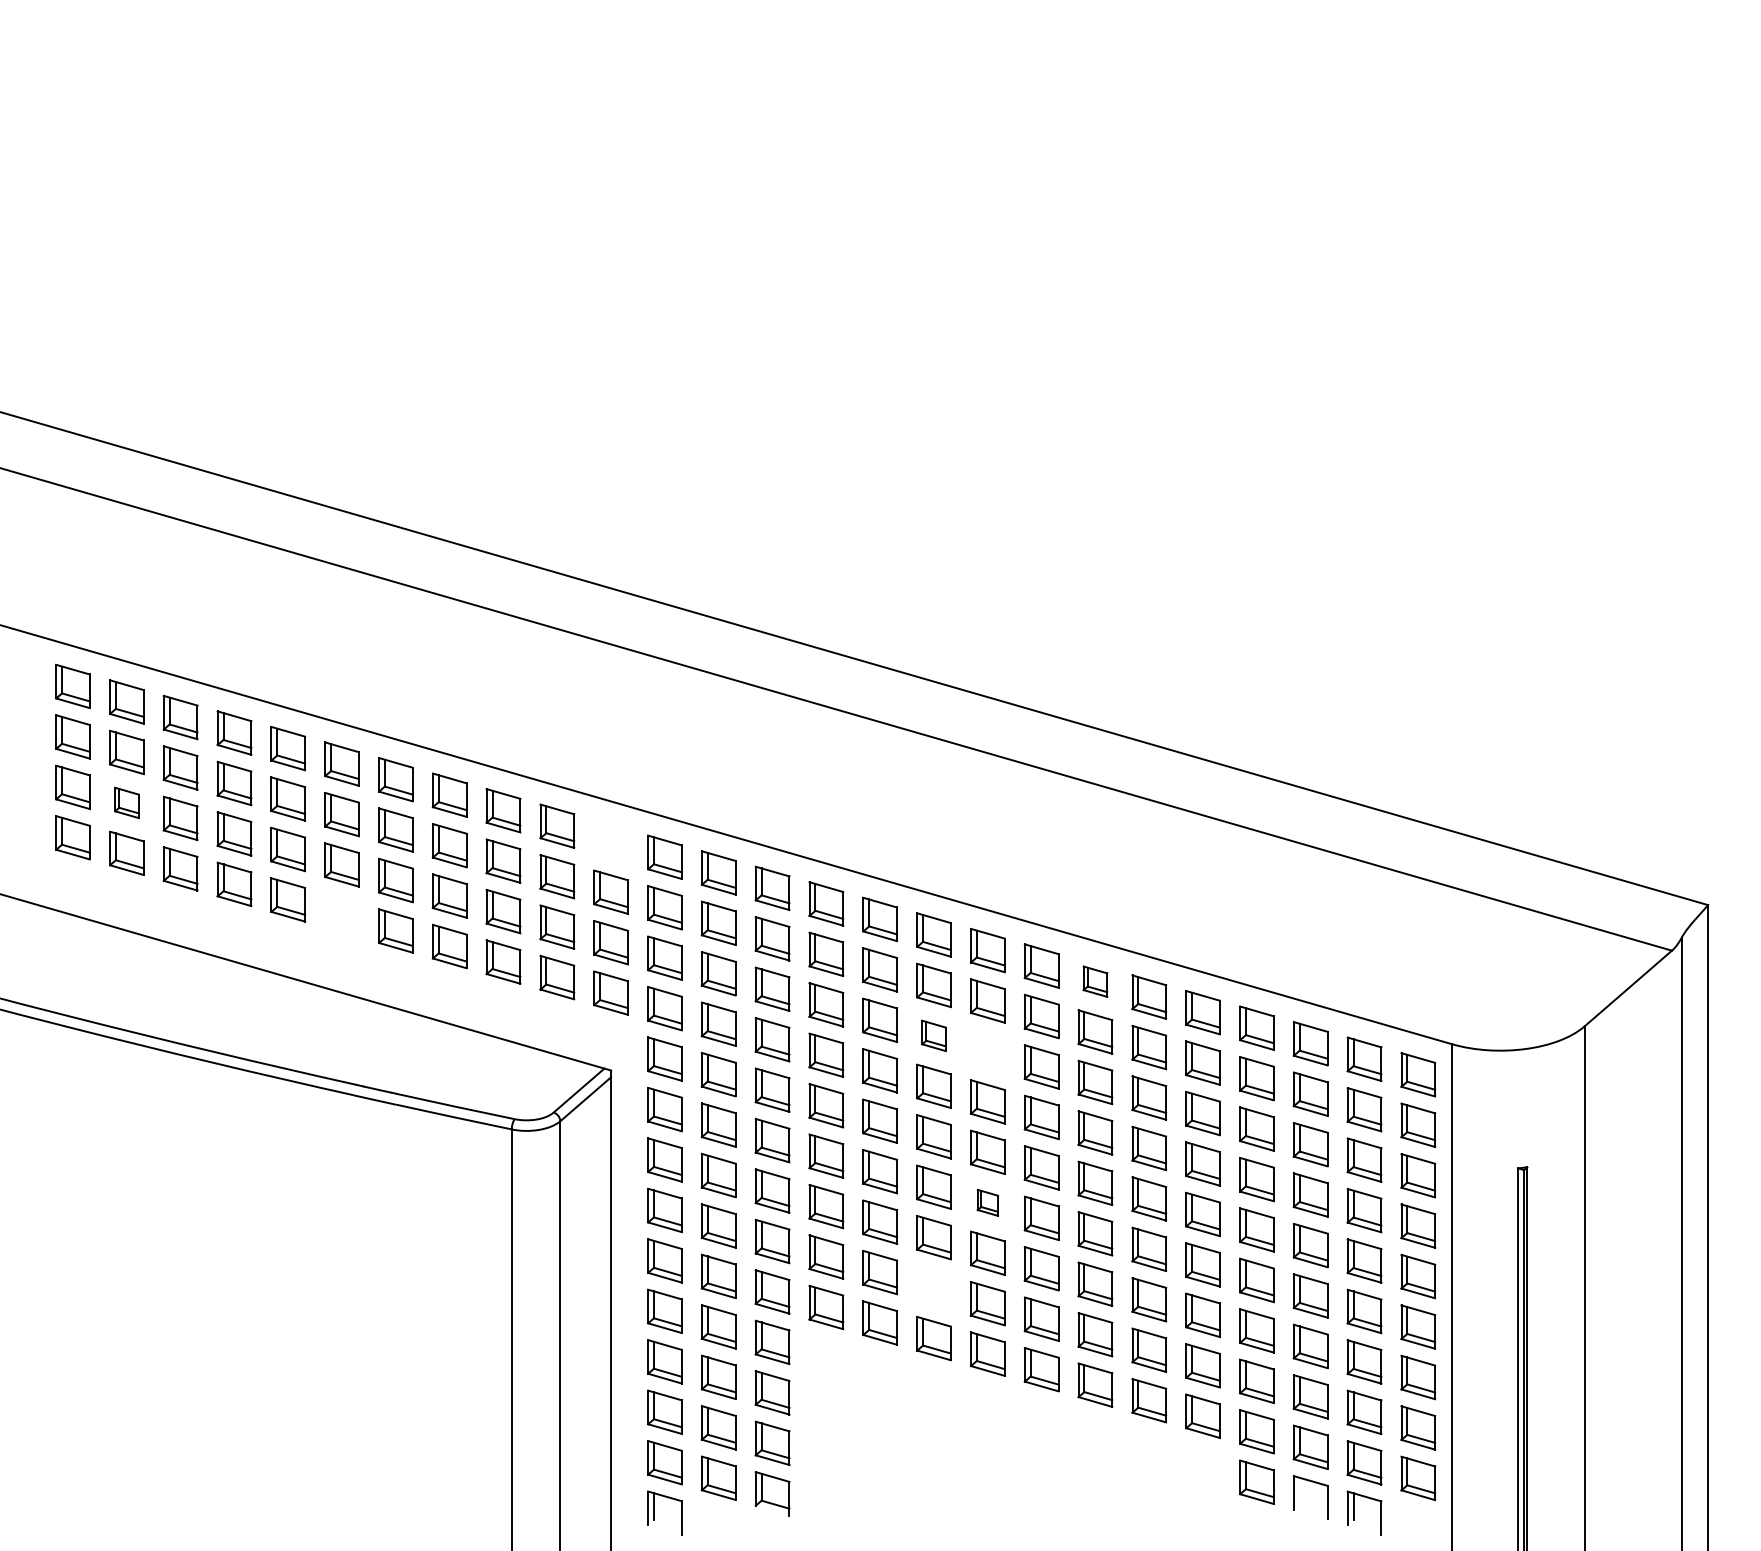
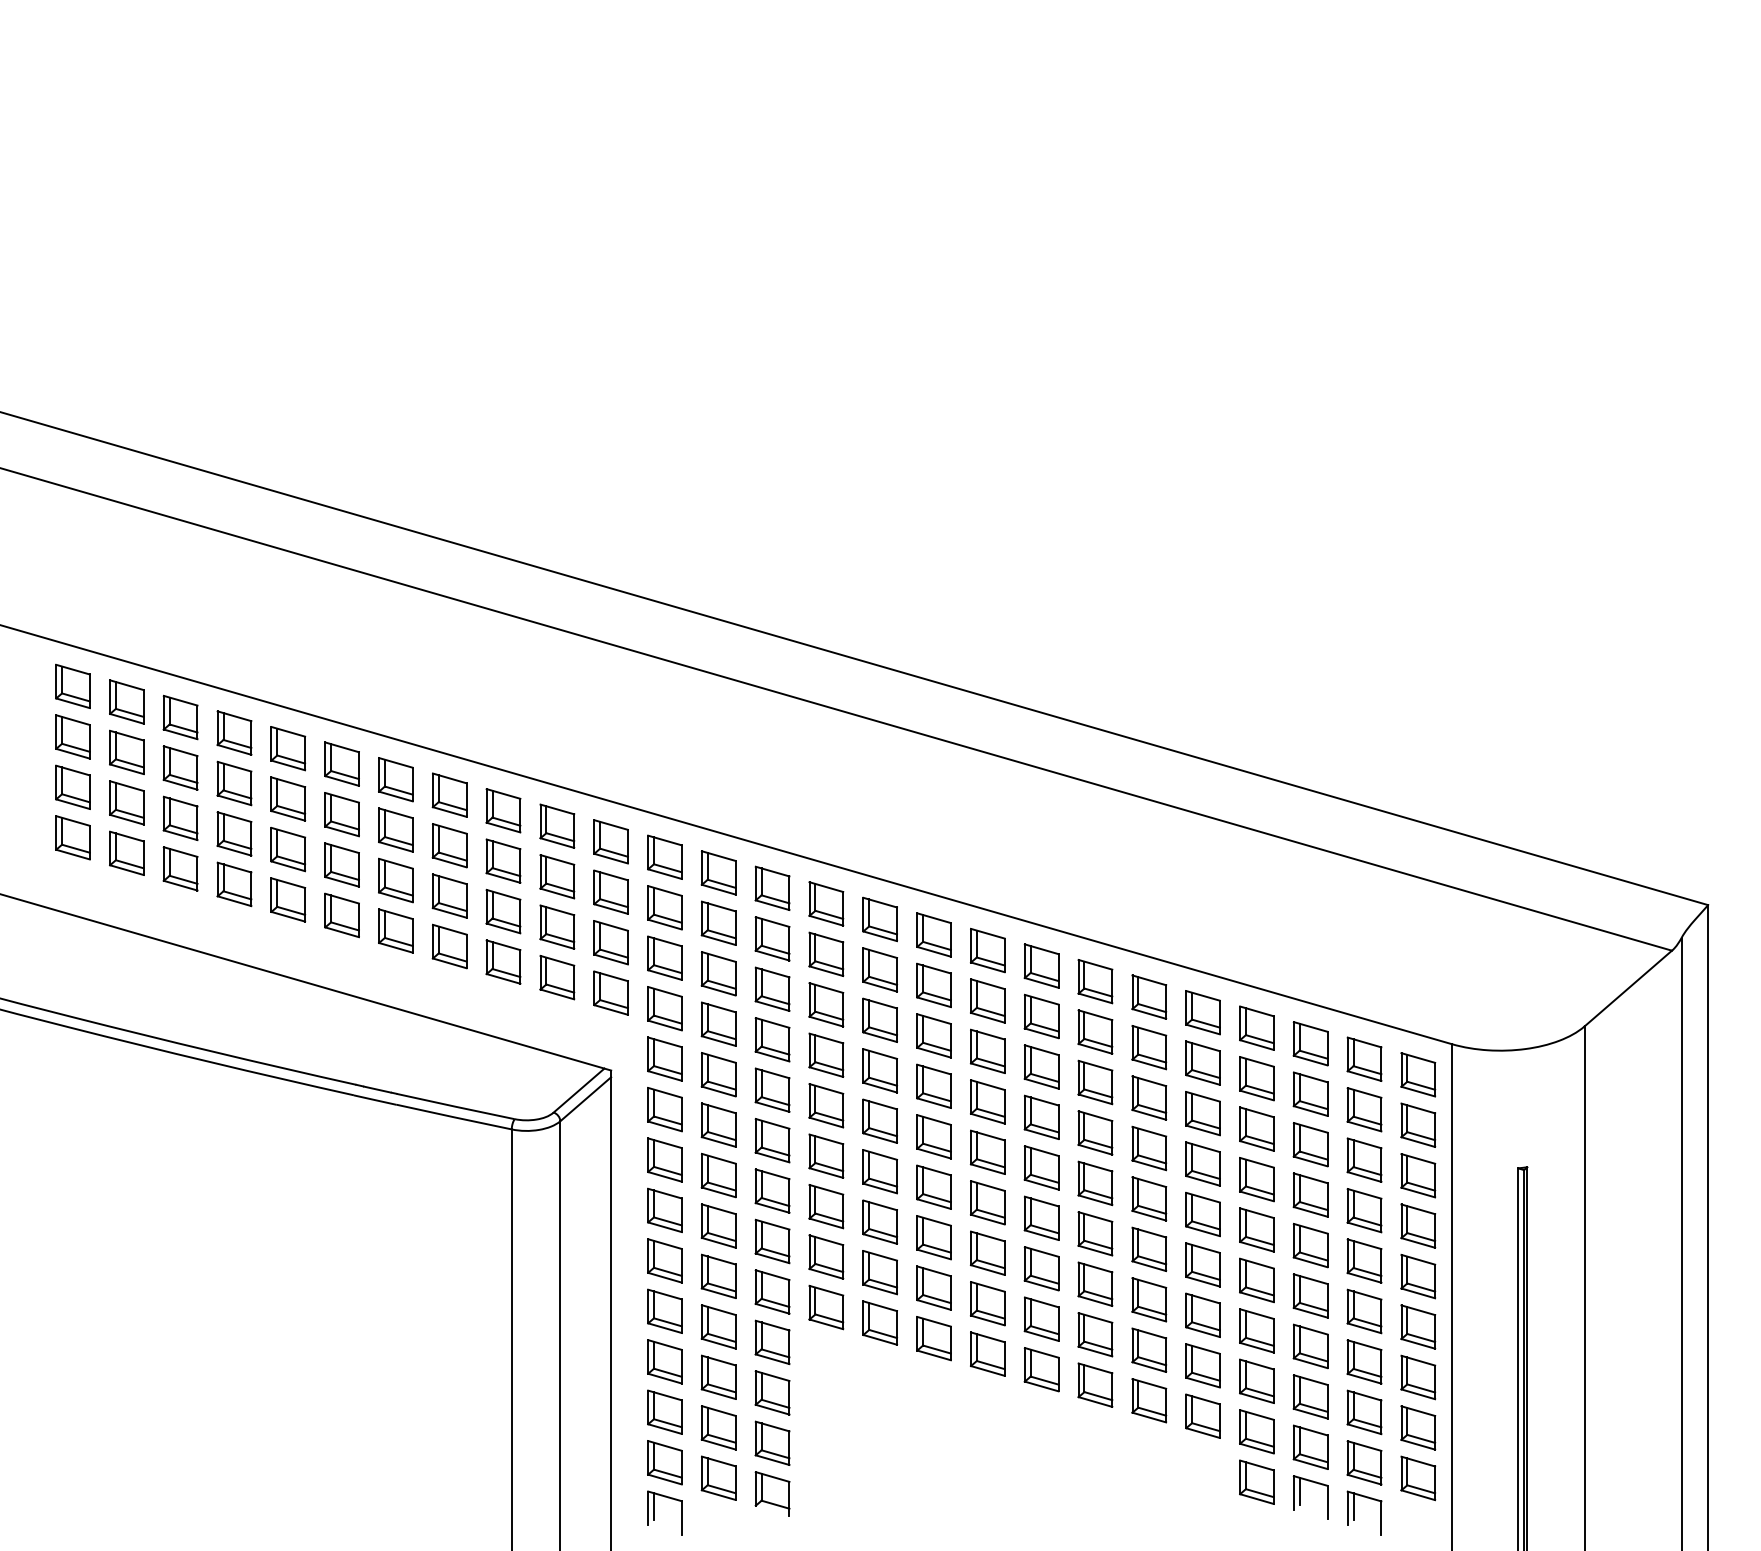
part size: 26x33 px -> 36x46 px (126, 802)
part: none -> present (610, 841)
part: none -> present (341, 915)
part size: 27x33 px -> 37x46 px (1095, 981)
part size: 26x34 px -> 36x46 px (933, 1035)
part: none -> present (987, 1050)
part size: 23x29 px -> 36x46 px (987, 1202)
part: none -> present (933, 1287)
line: none -> present (1299, 1490)
